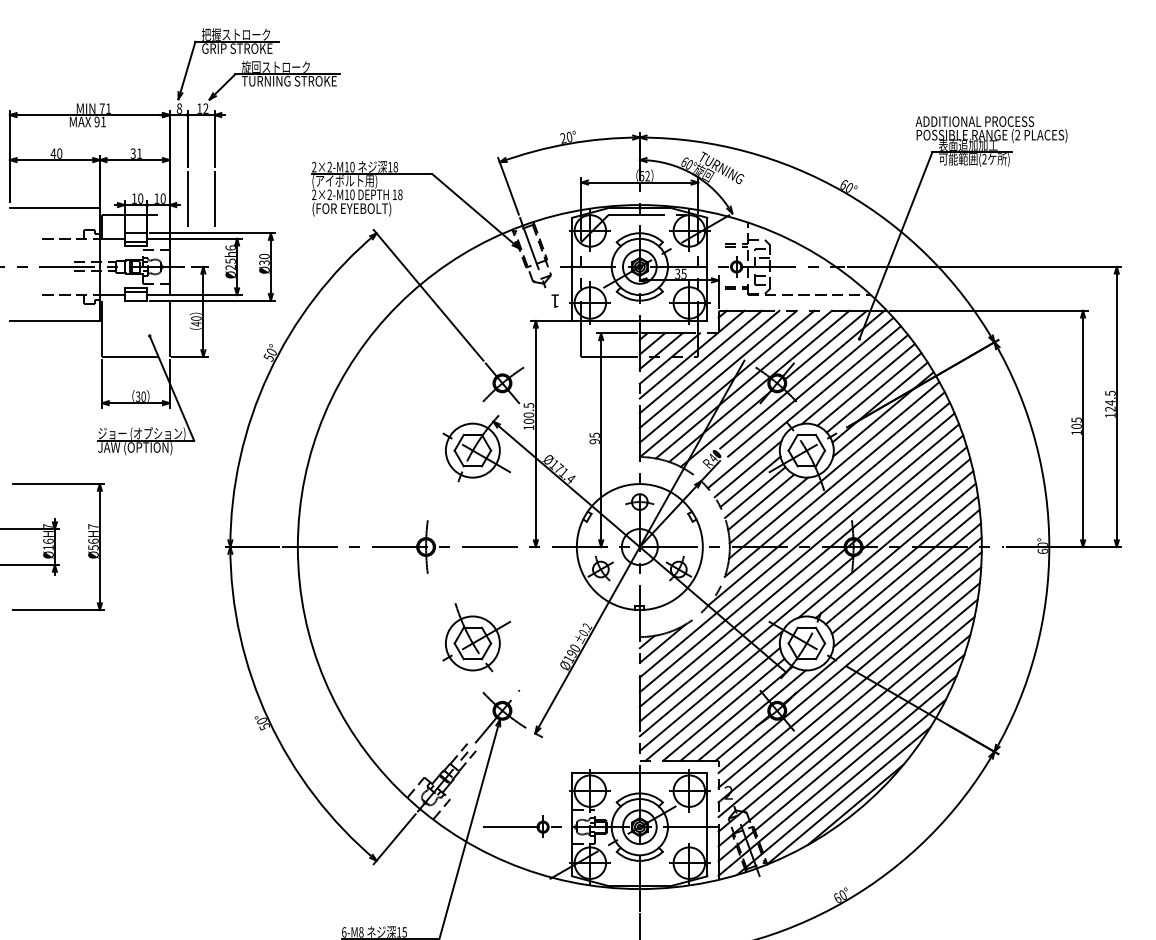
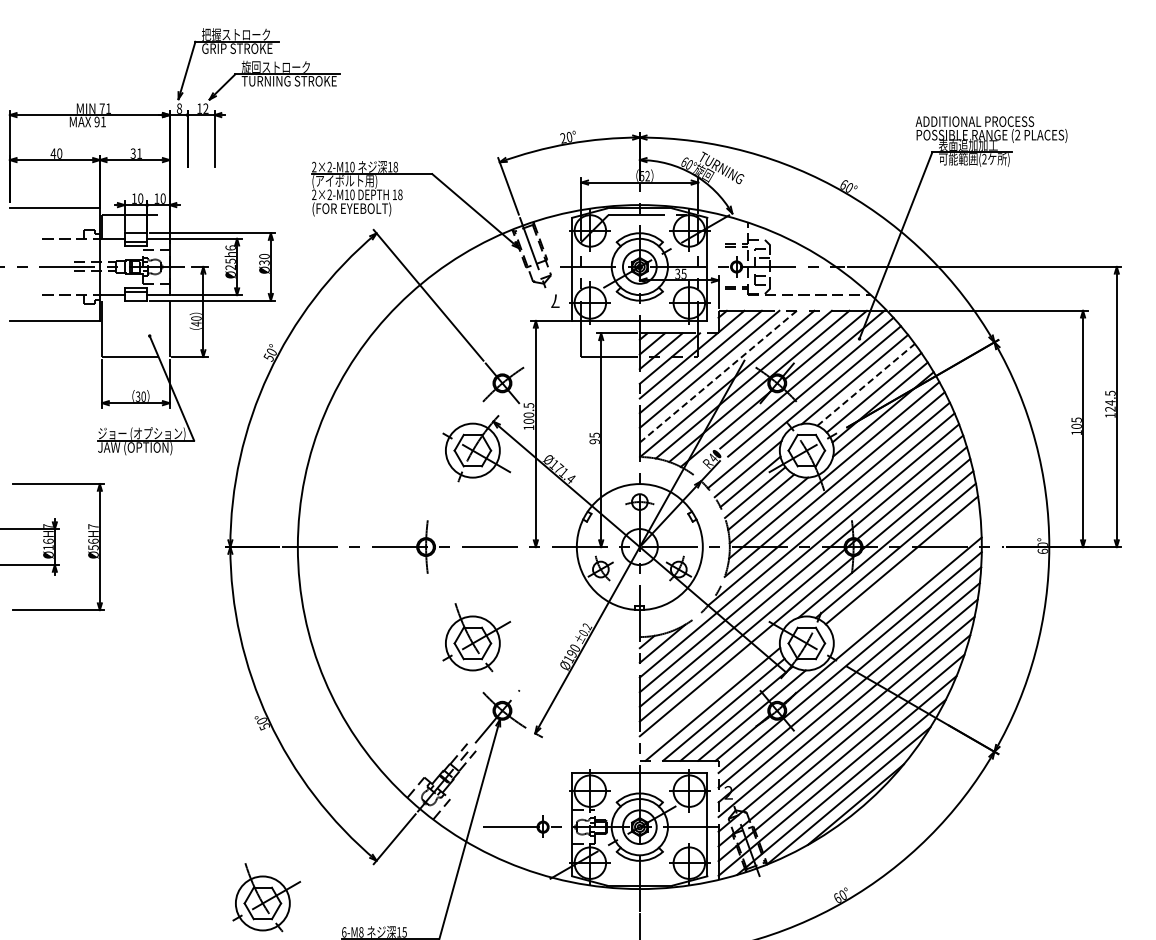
line: present -> none (187, 198)
line: present -> none (214, 198)
text: 1 -> 7 (555, 300)
line: solid -> dashed (718, 376)
line: solid -> dashed (866, 384)
line: present -> none (905, 571)
line: present -> none (907, 585)
line: present -> none (710, 690)
part: none -> present (266, 897)
